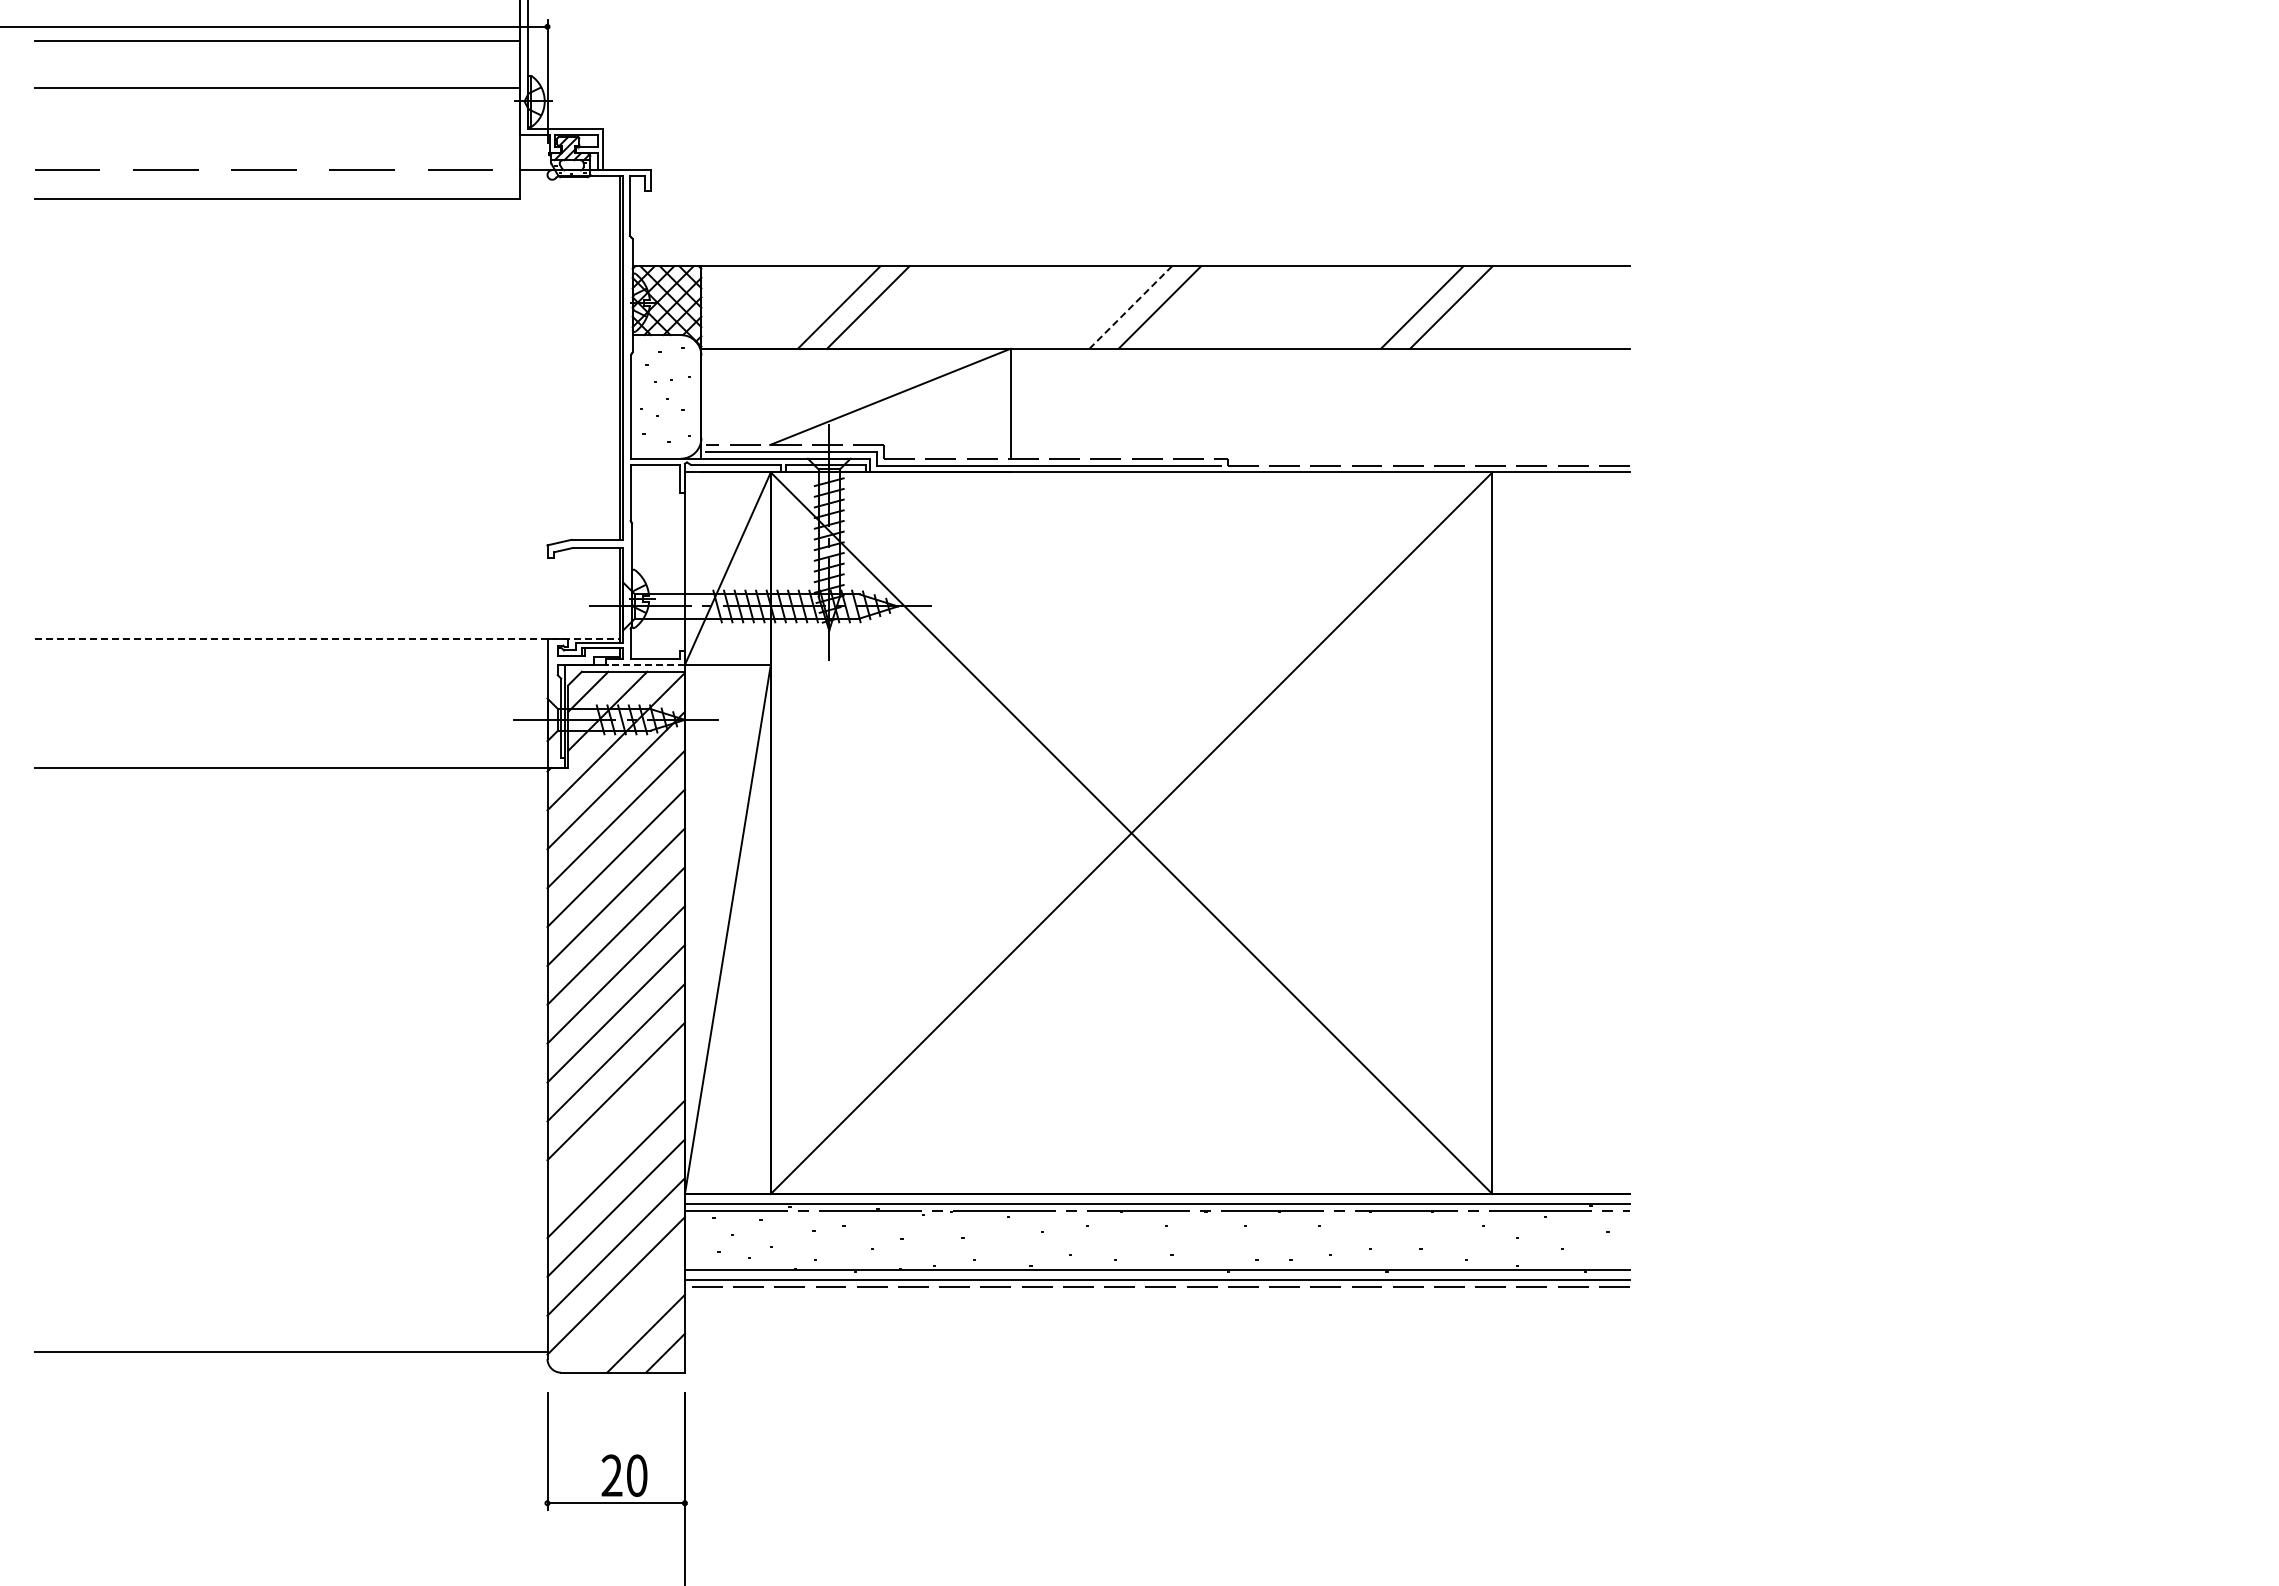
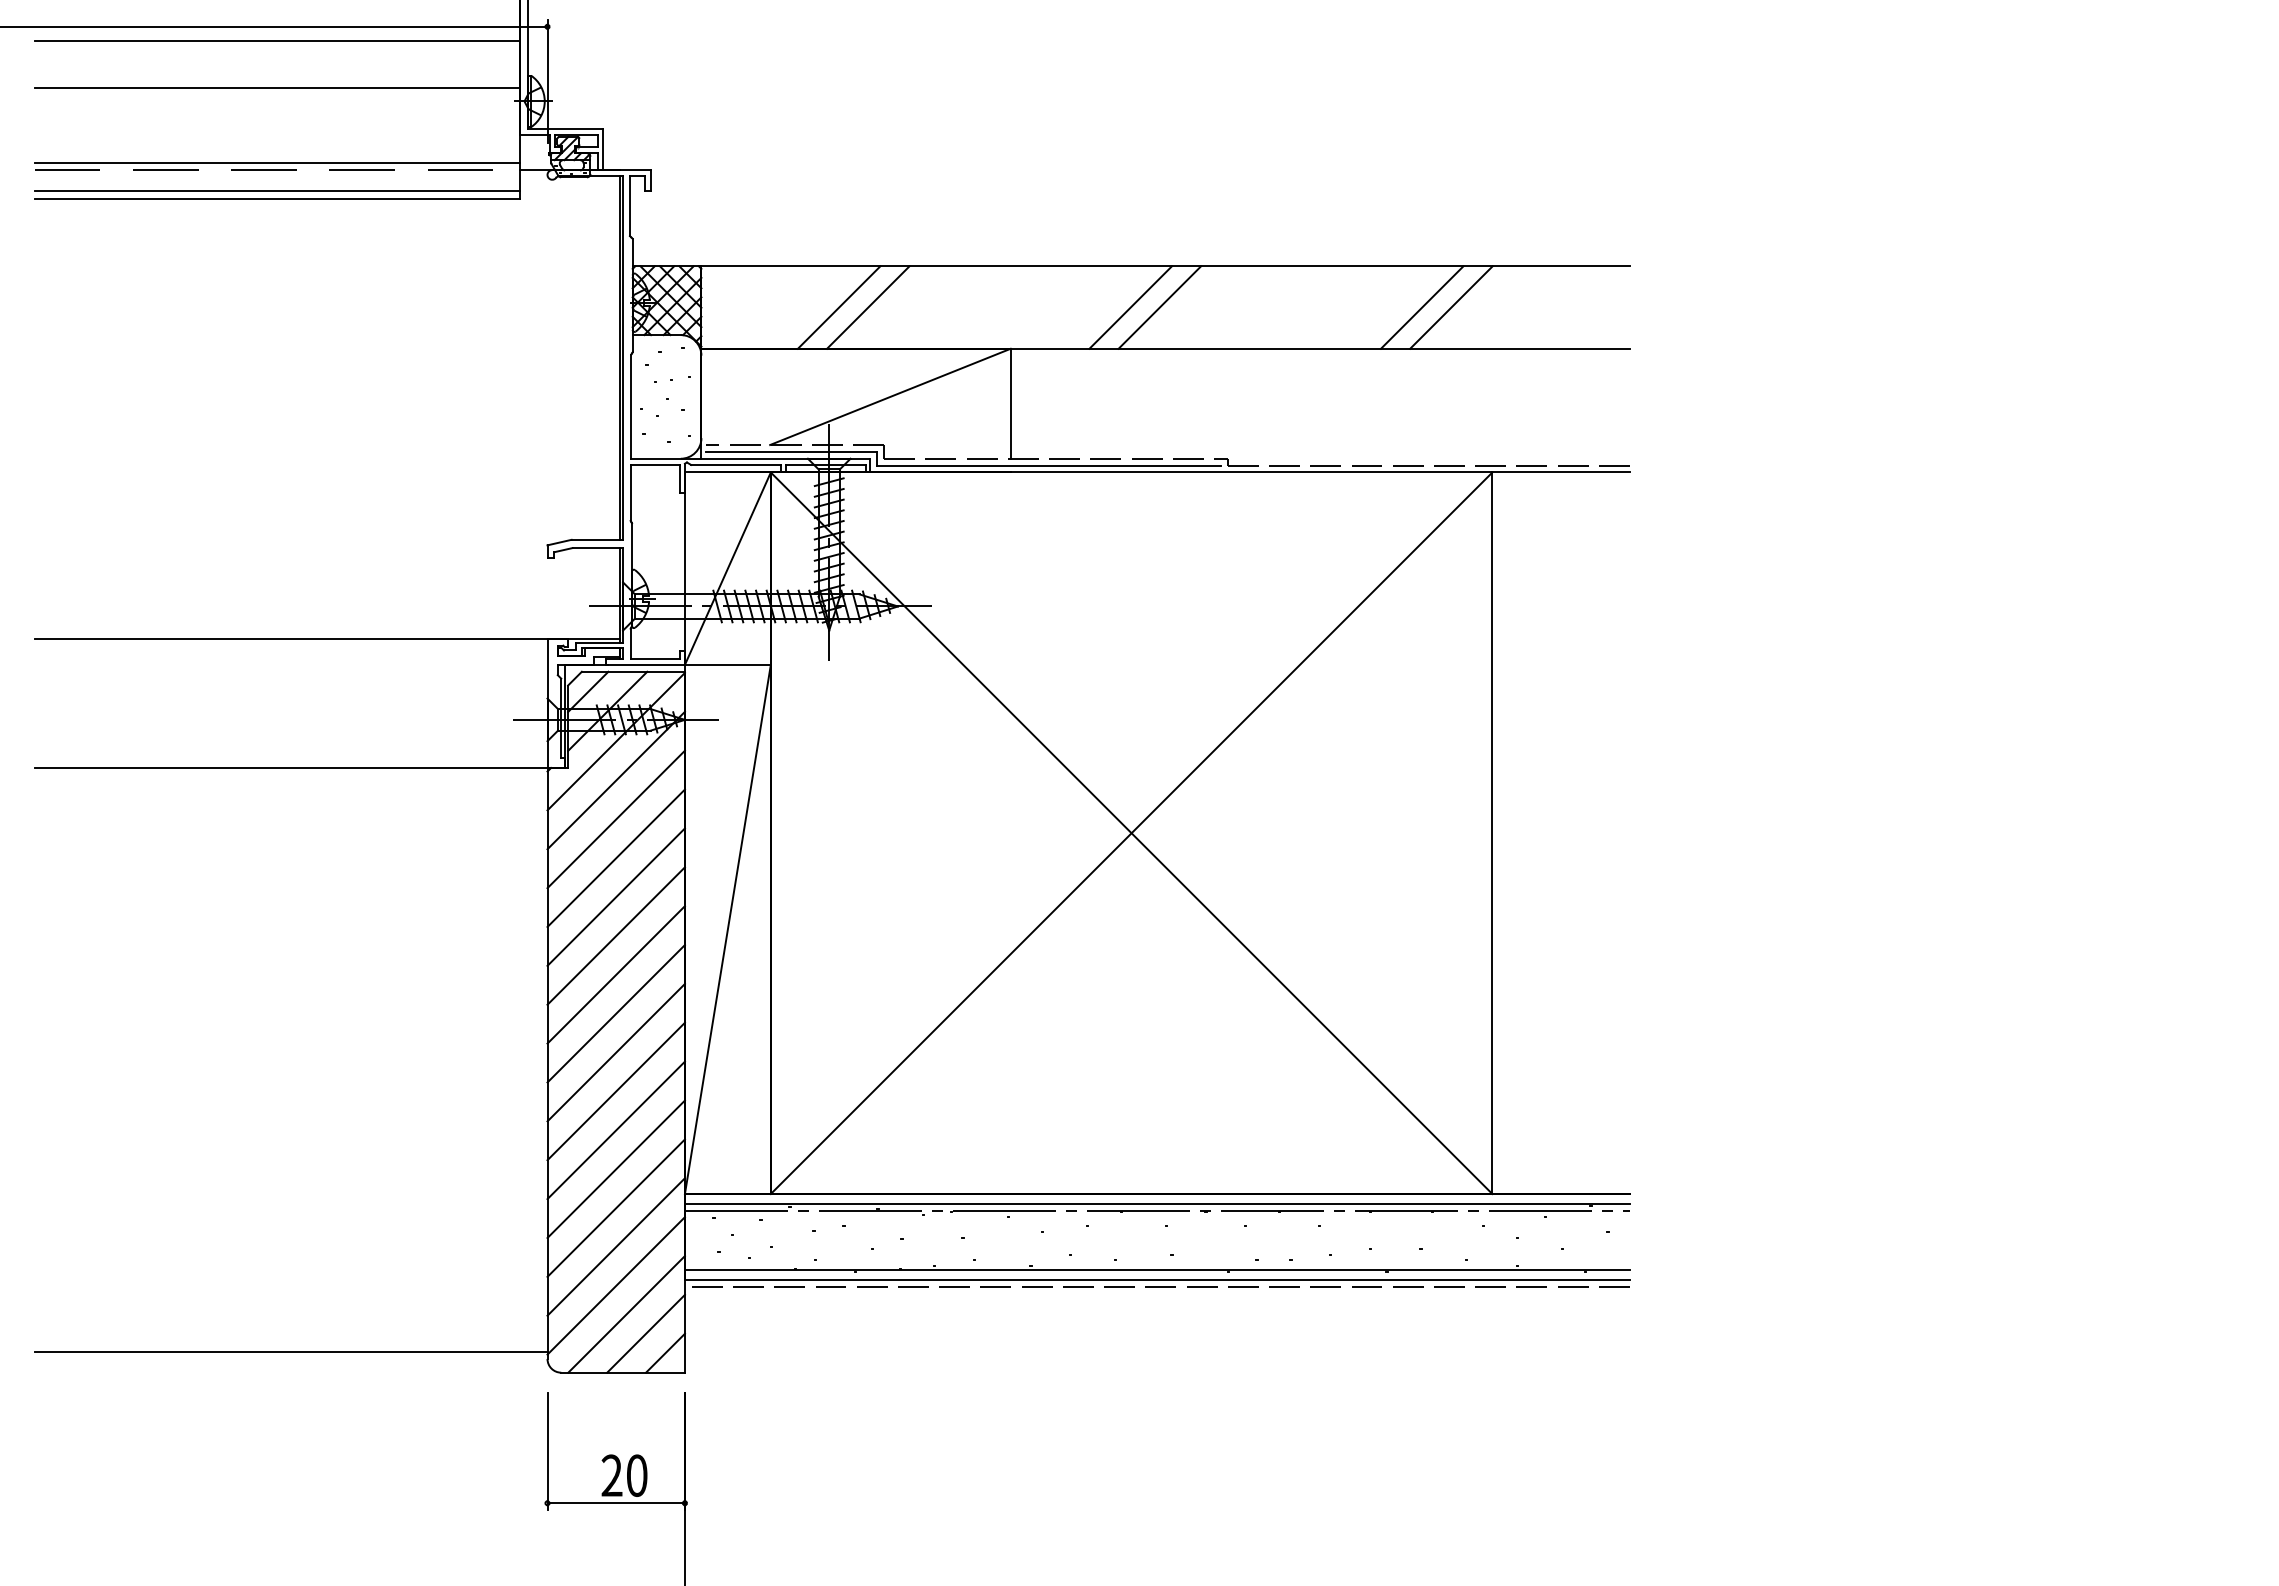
line: none -> present (277, 162)
line: none -> present (277, 190)
line: dashed -> solid (1131, 307)
line: dashed -> solid (327, 638)
line: dashed -> solid (645, 664)
line: none -> present (615, 1130)
line: none -> present (626, 1314)
